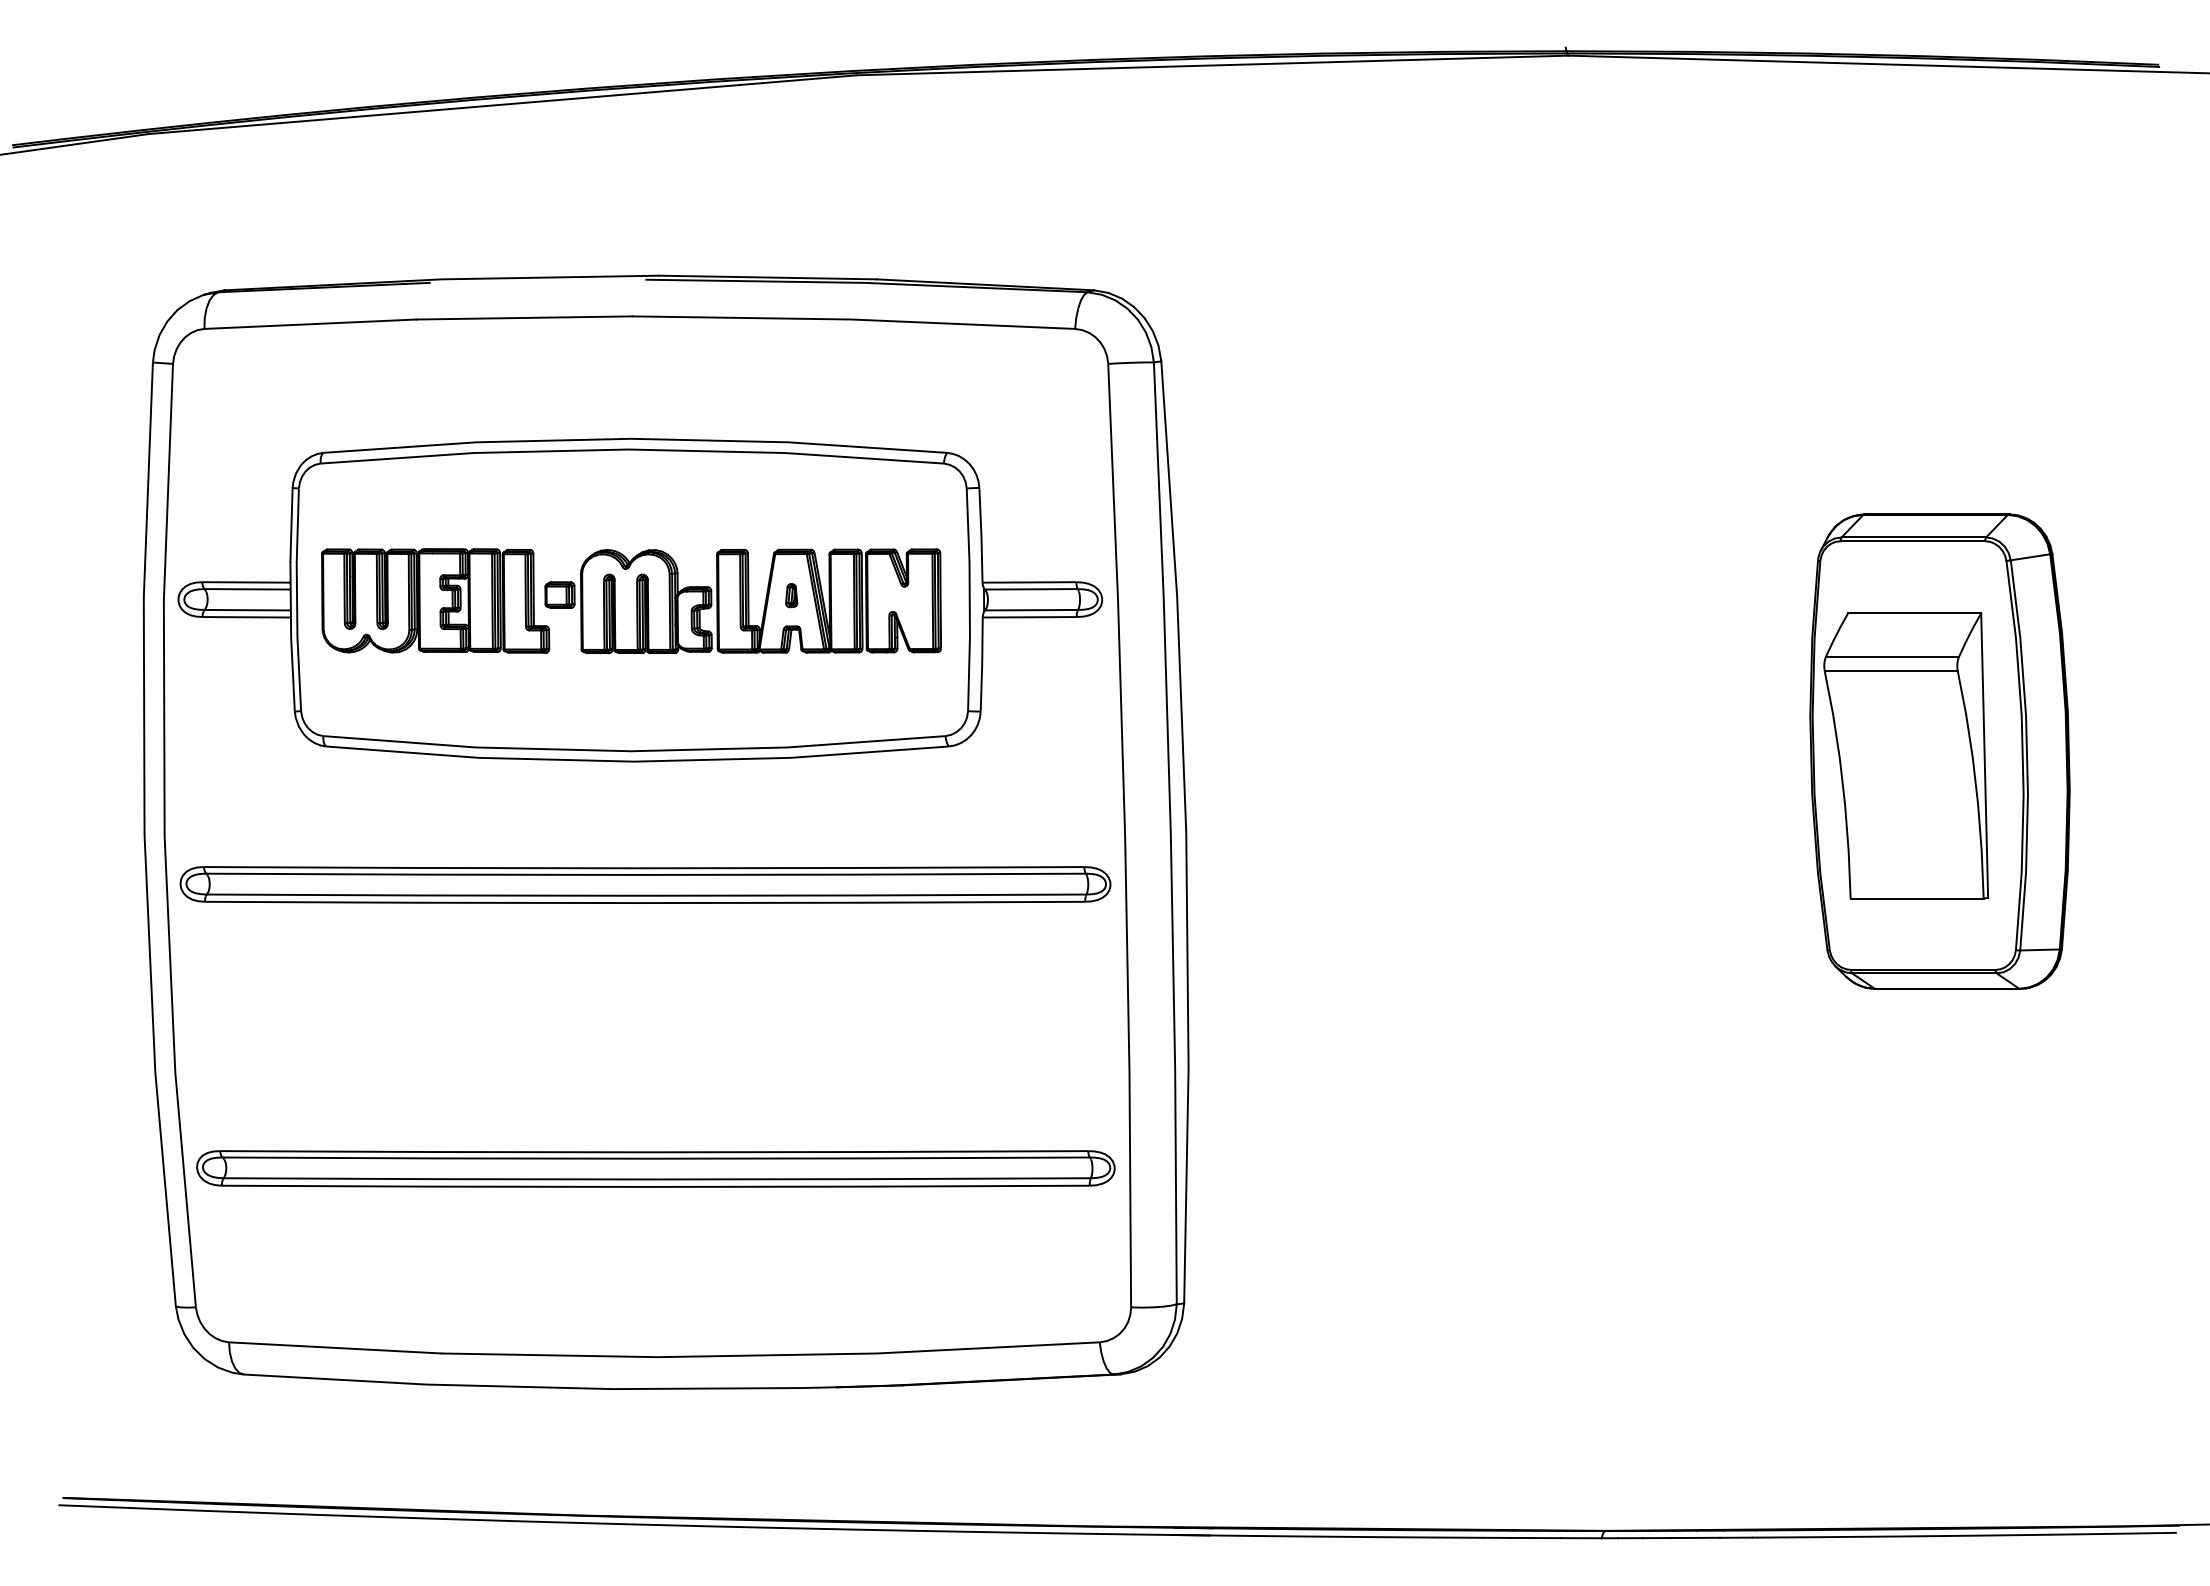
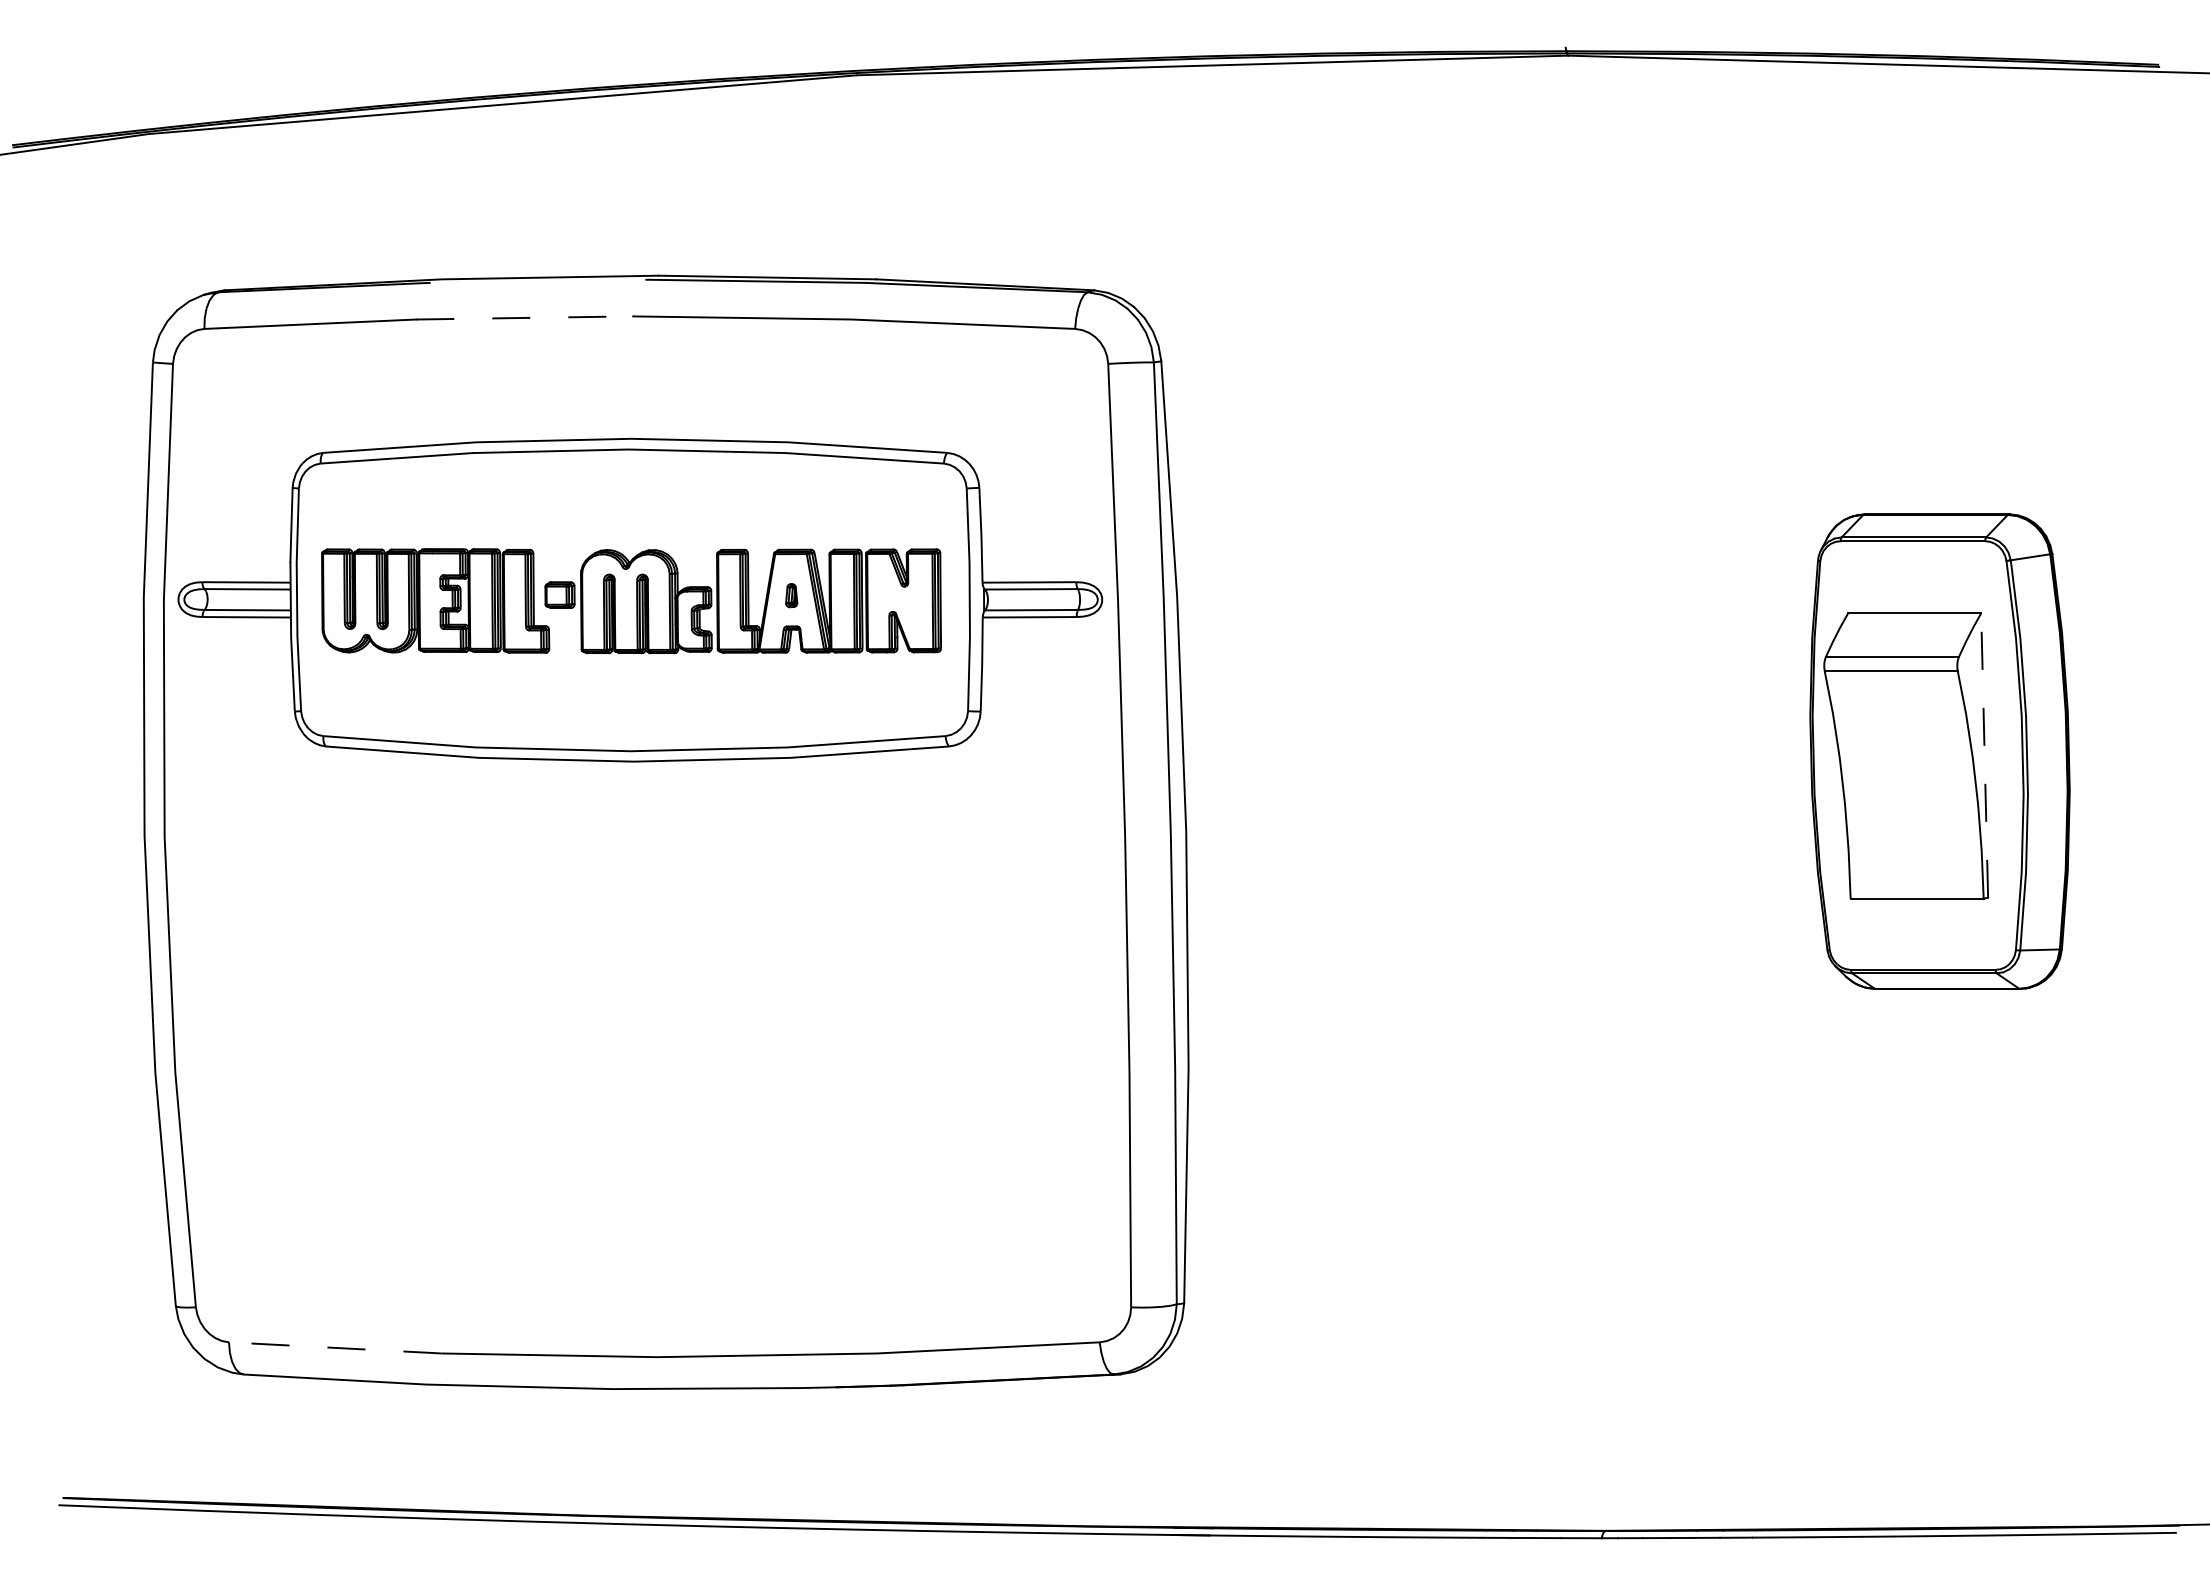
line: solid -> dashed (524, 317)
line: solid -> dashed (1984, 755)
part: present -> none (645, 884)
part: present -> none (655, 1168)
line: solid -> dashed (334, 1347)
